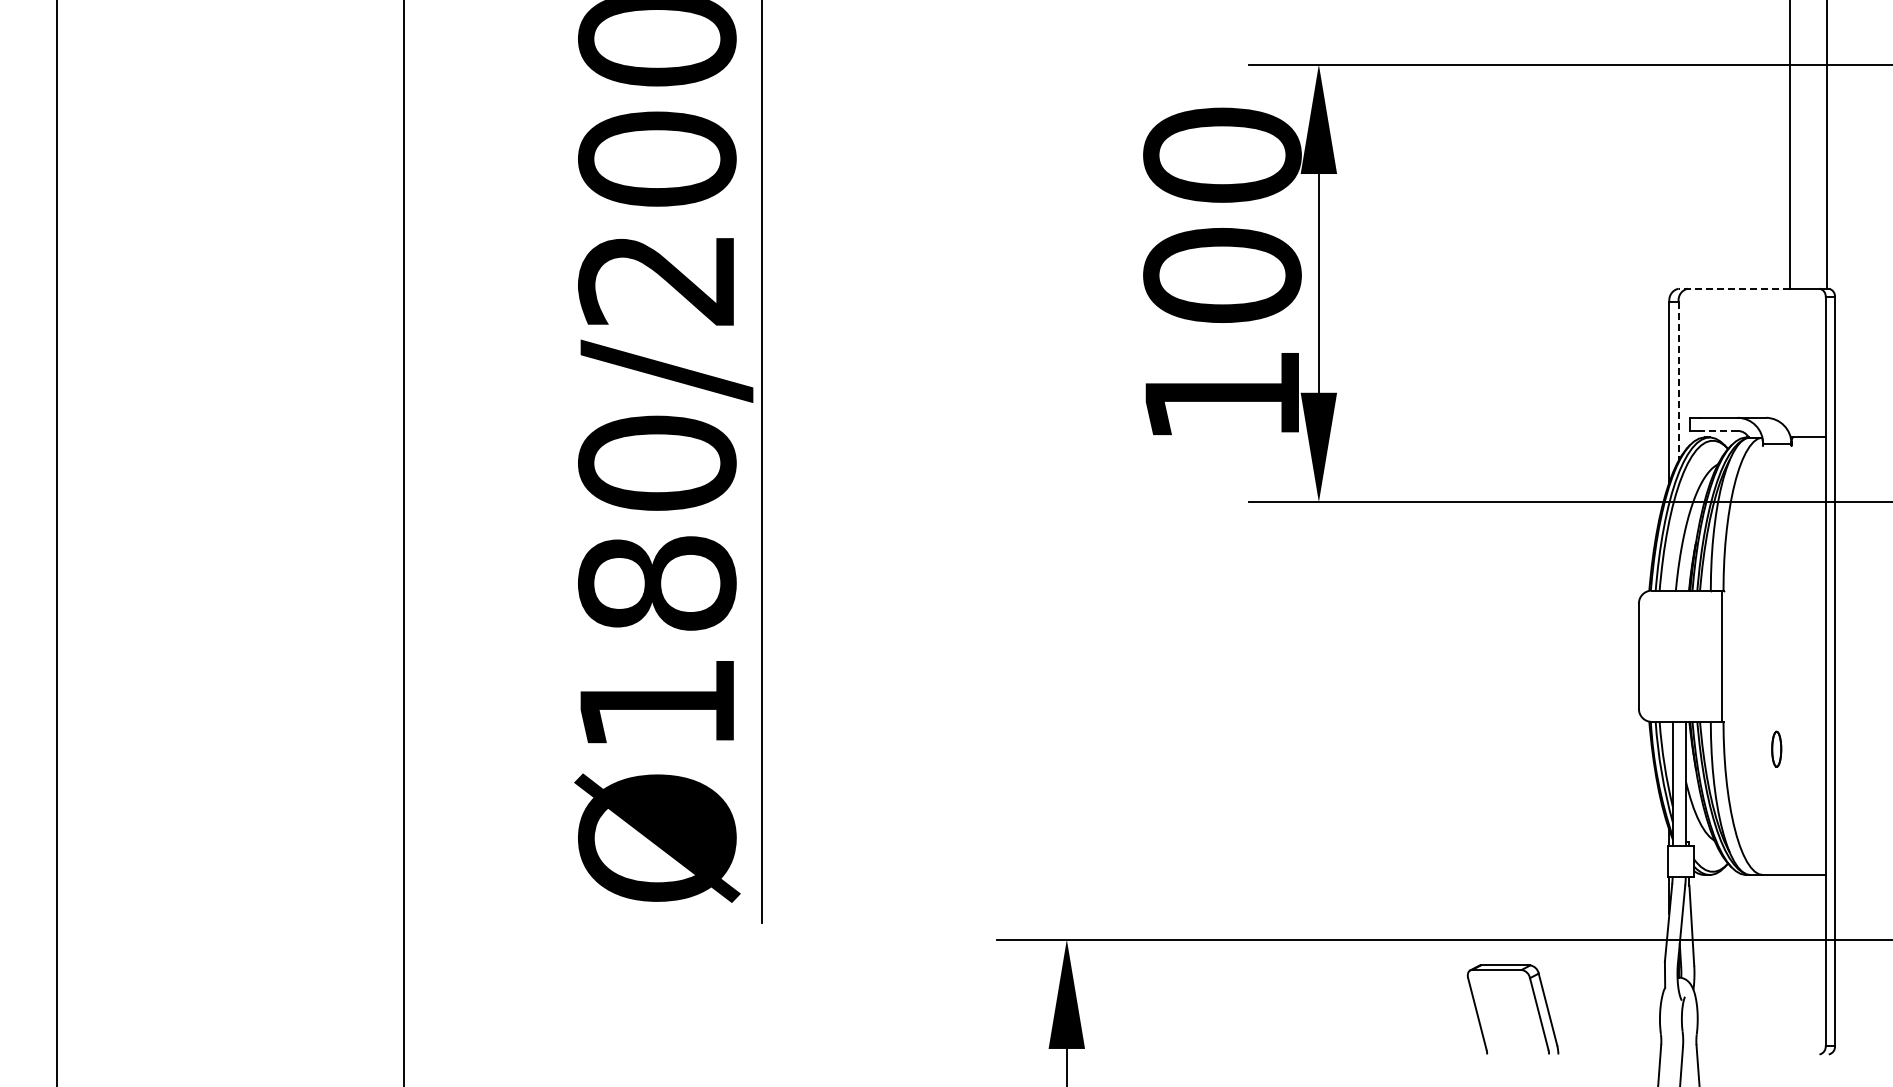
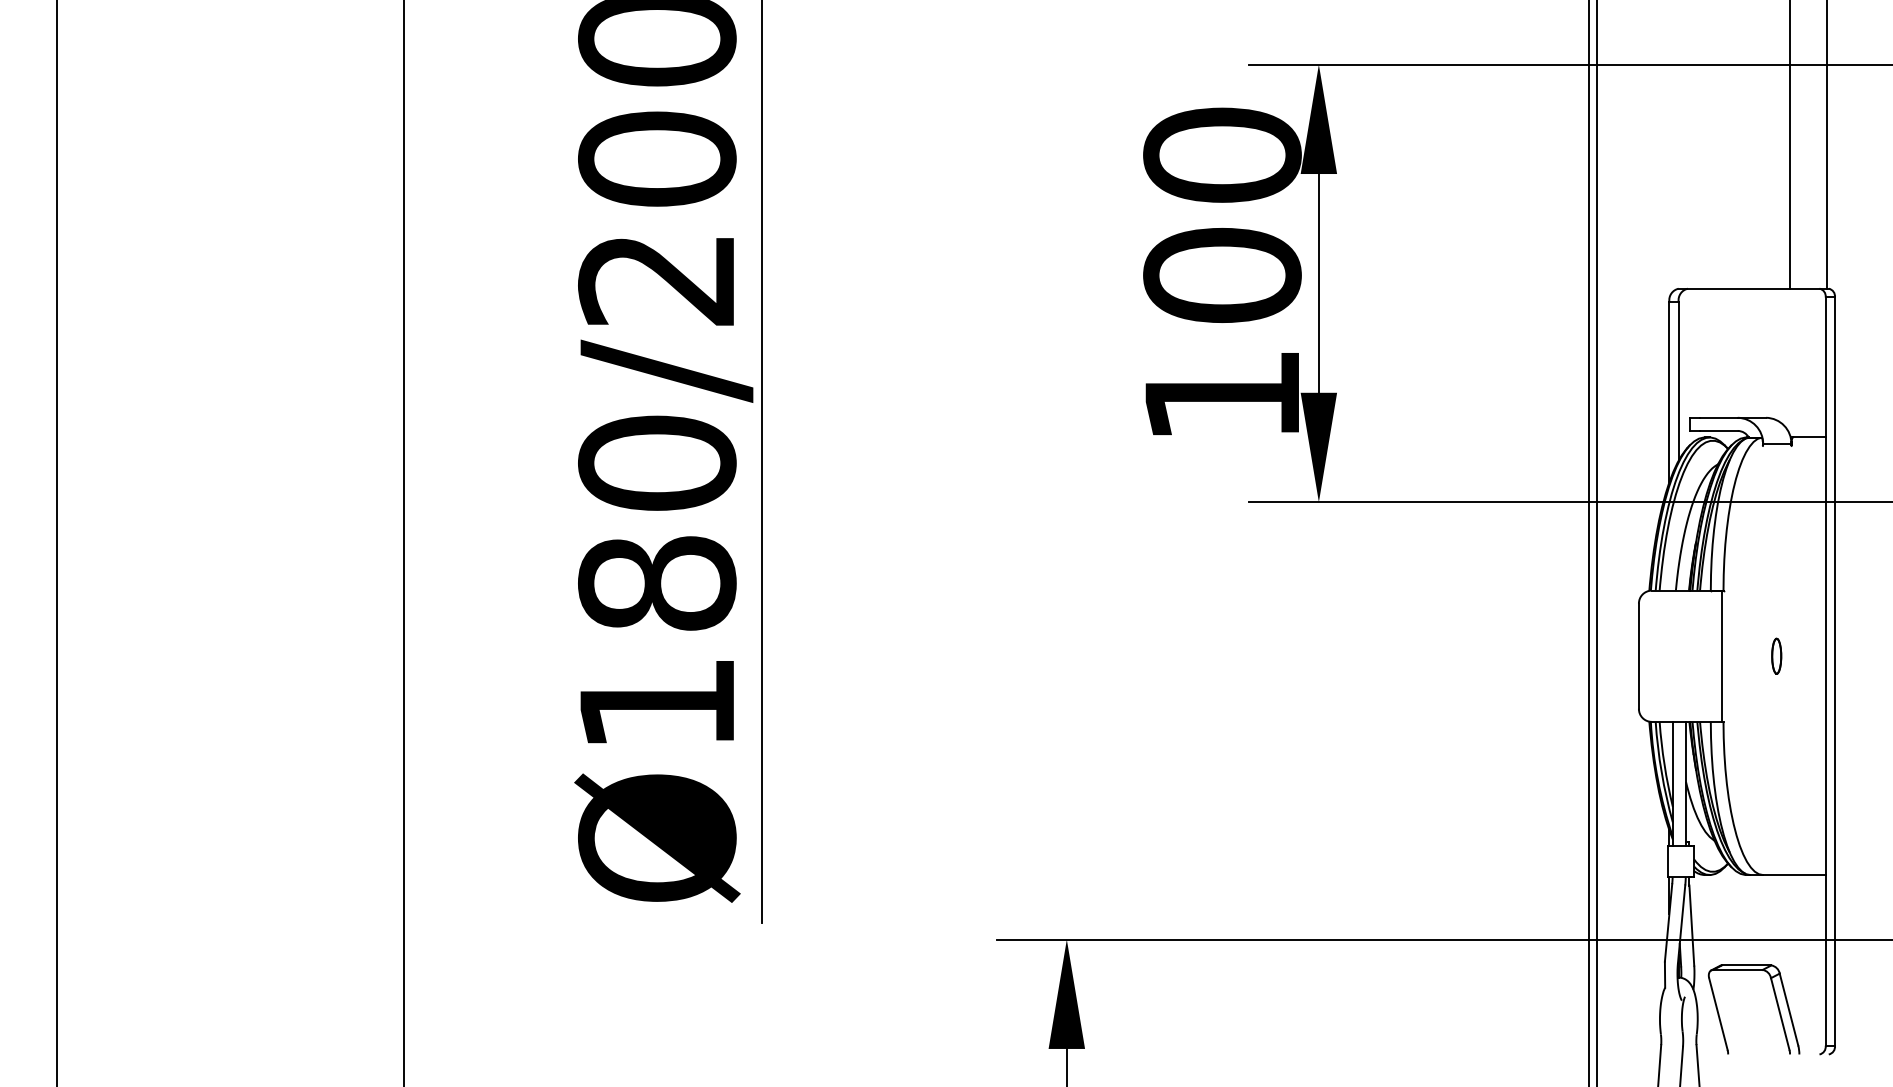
line: dashed -> solid (1734, 288)
line: dashed -> solid (1678, 381)
line: dashed -> solid (1718, 430)
line: none -> present (1588, 542)
line: none -> present (1596, 542)
part position: (1776, 748) -> (1776, 655) (1776, 655)
part position: (1535, 1004) -> (1776, 1004) (1776, 1004)
